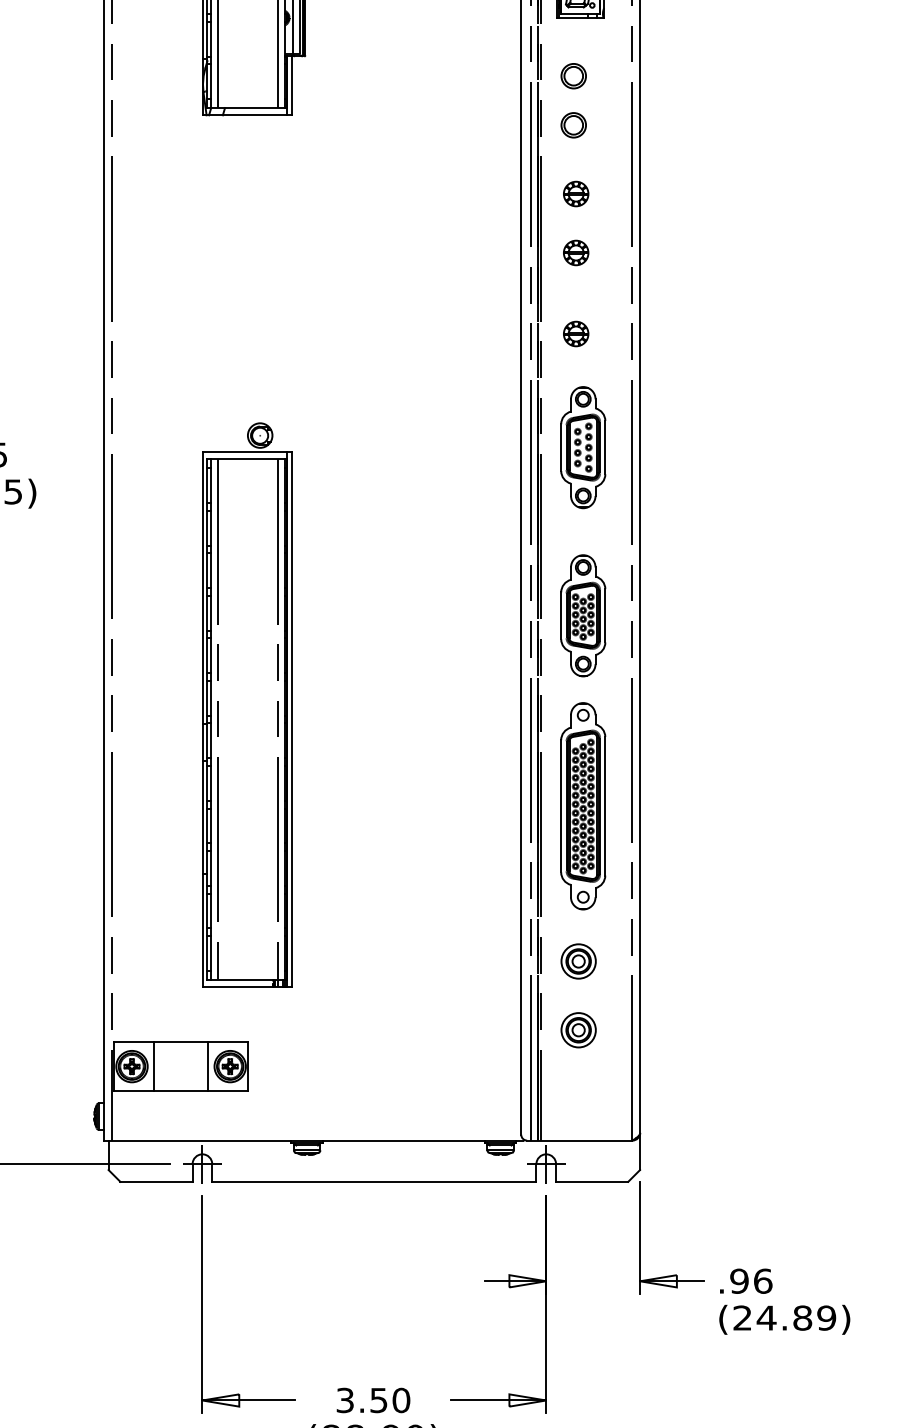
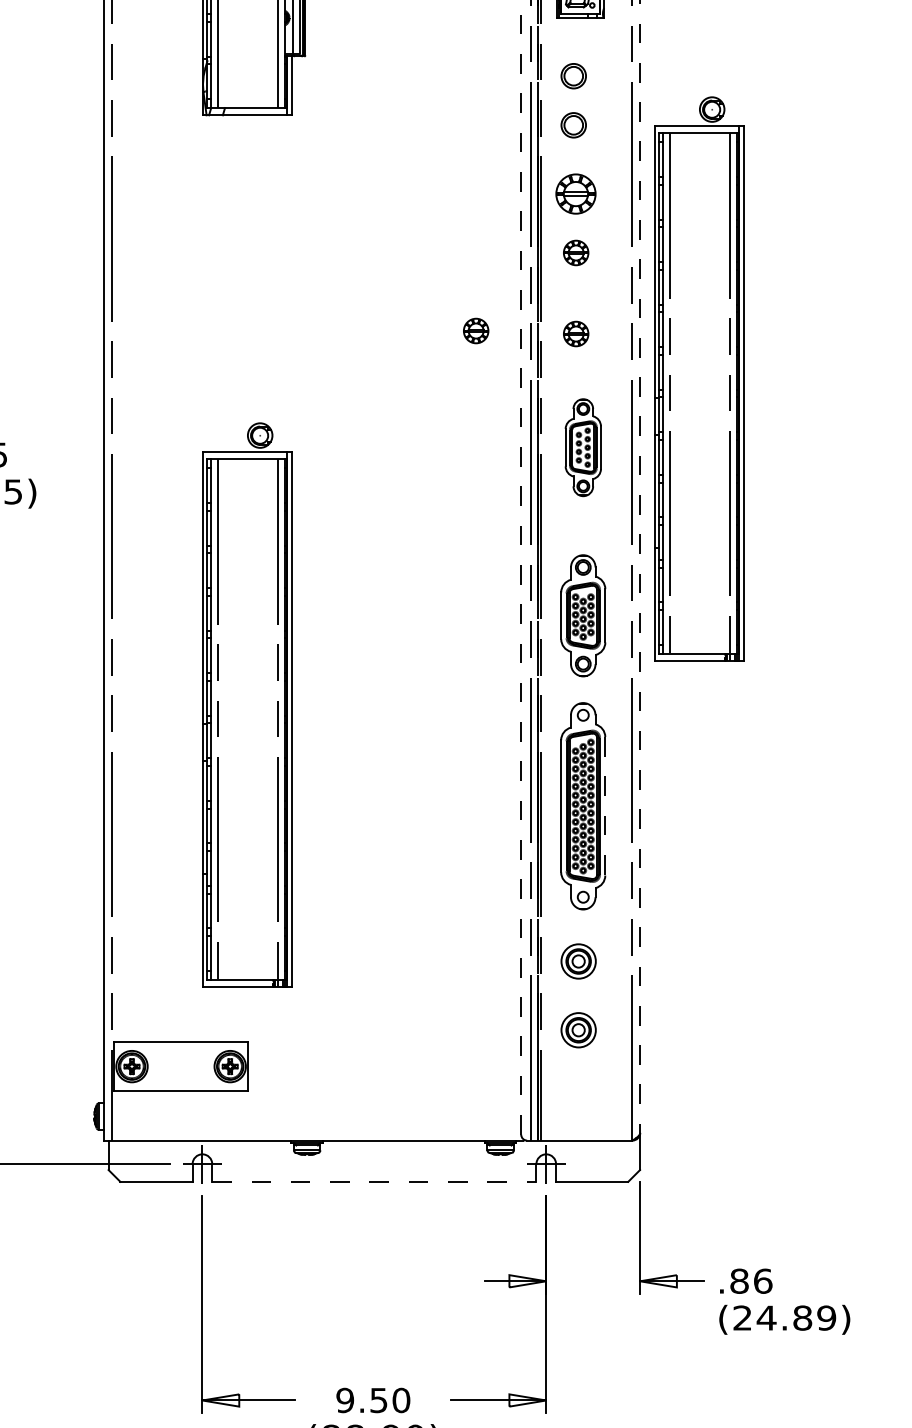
part size: 27x28 px -> 42x42 px (575, 193)
part: none -> present (476, 330)
part: none -> present (699, 378)
part size: 47x124 px -> 38x100 px (582, 447)
line: solid -> dashed (521, 567)
line: solid -> dashed (640, 567)
line: solid -> dashed (605, 806)
line: present -> none (153, 1066)
line: present -> none (208, 1066)
line: solid -> dashed (374, 1181)
text: .96 -> .86 (739, 1280)
text: 3.50 -> 9.50 (345, 1400)
